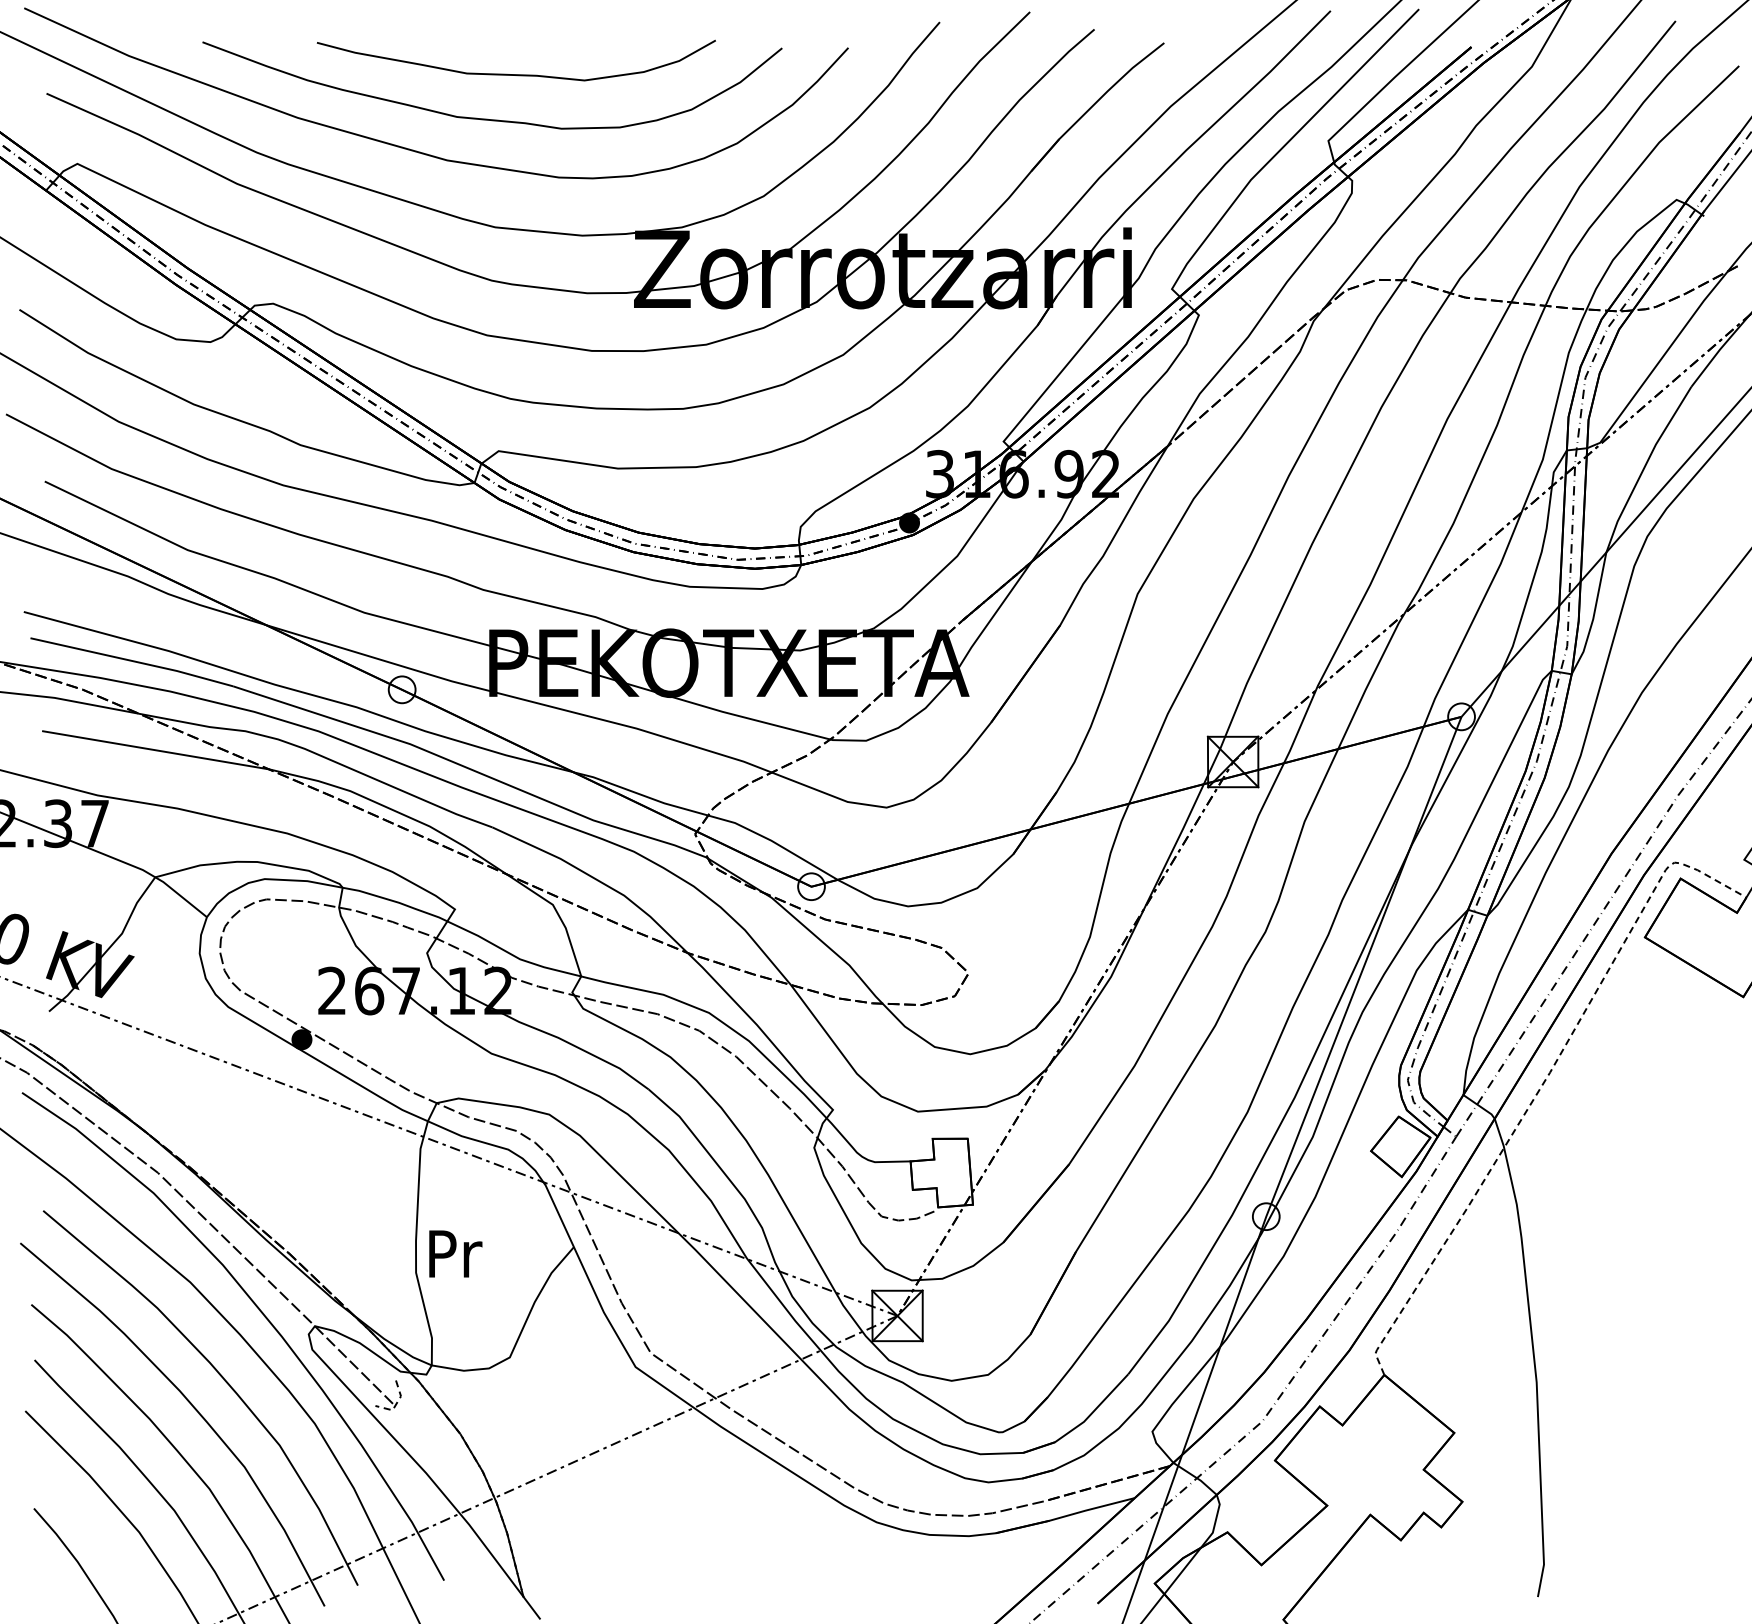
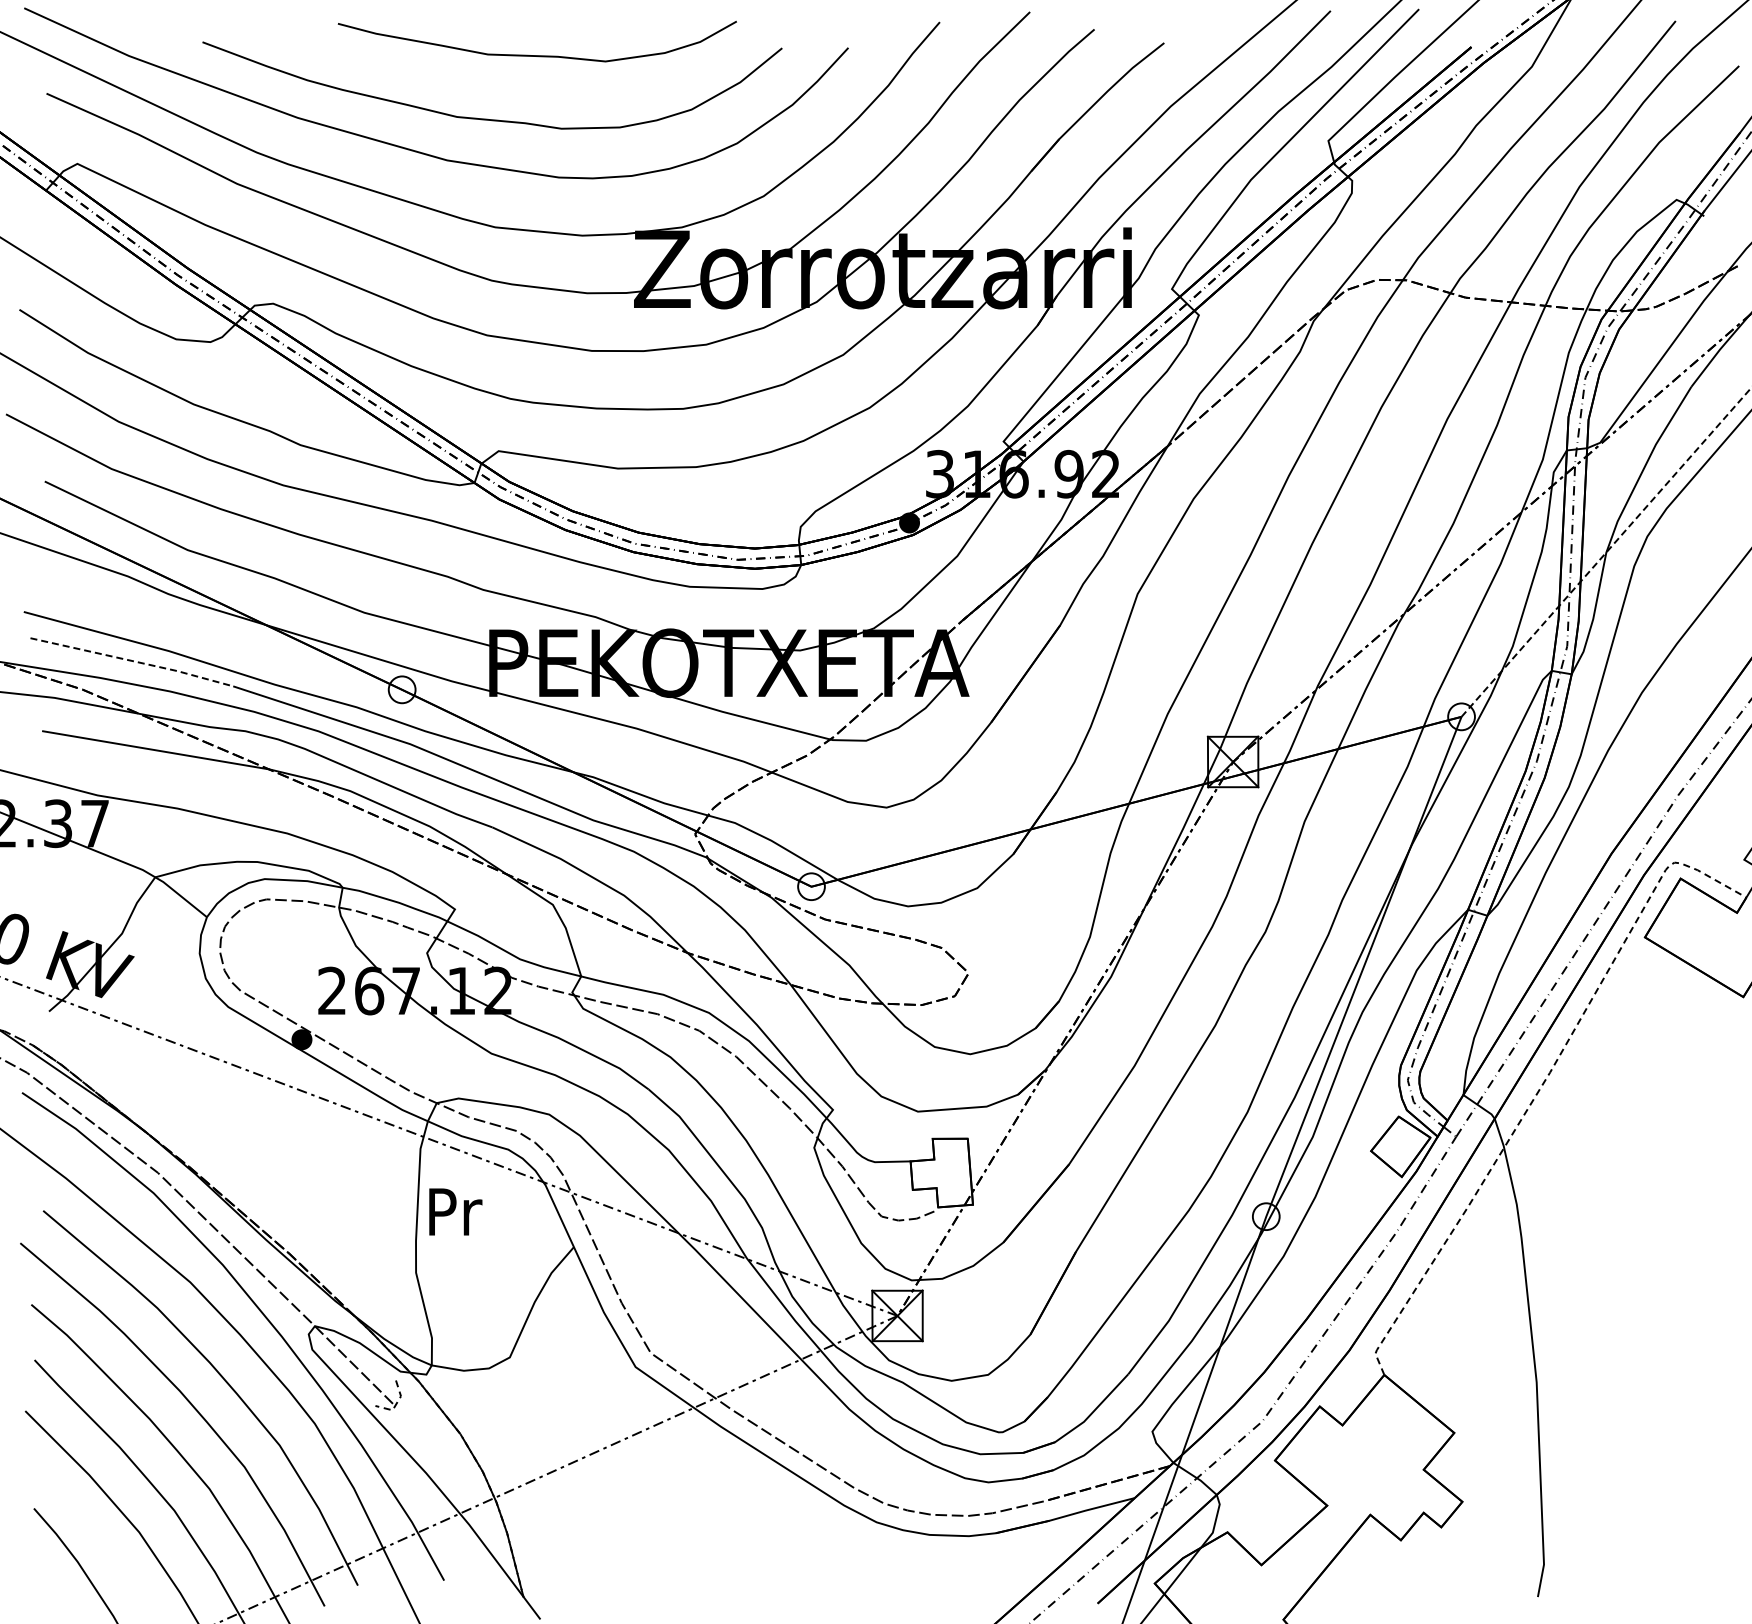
curve position: (515, 74) -> (536, 55) (536, 55)
line: solid -> dashed (1606, 551)
line: solid -> dashed (133, 661)
text position: (455, 1253) -> (455, 1211) (455, 1211)
